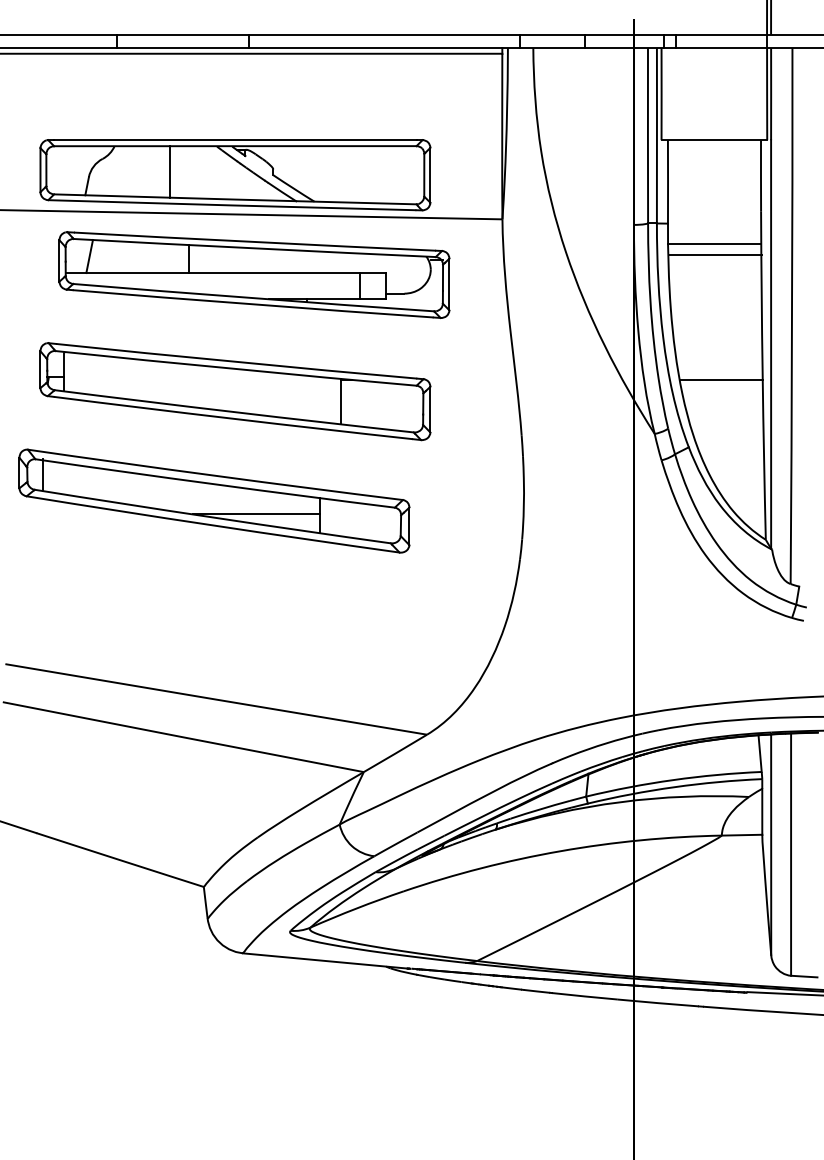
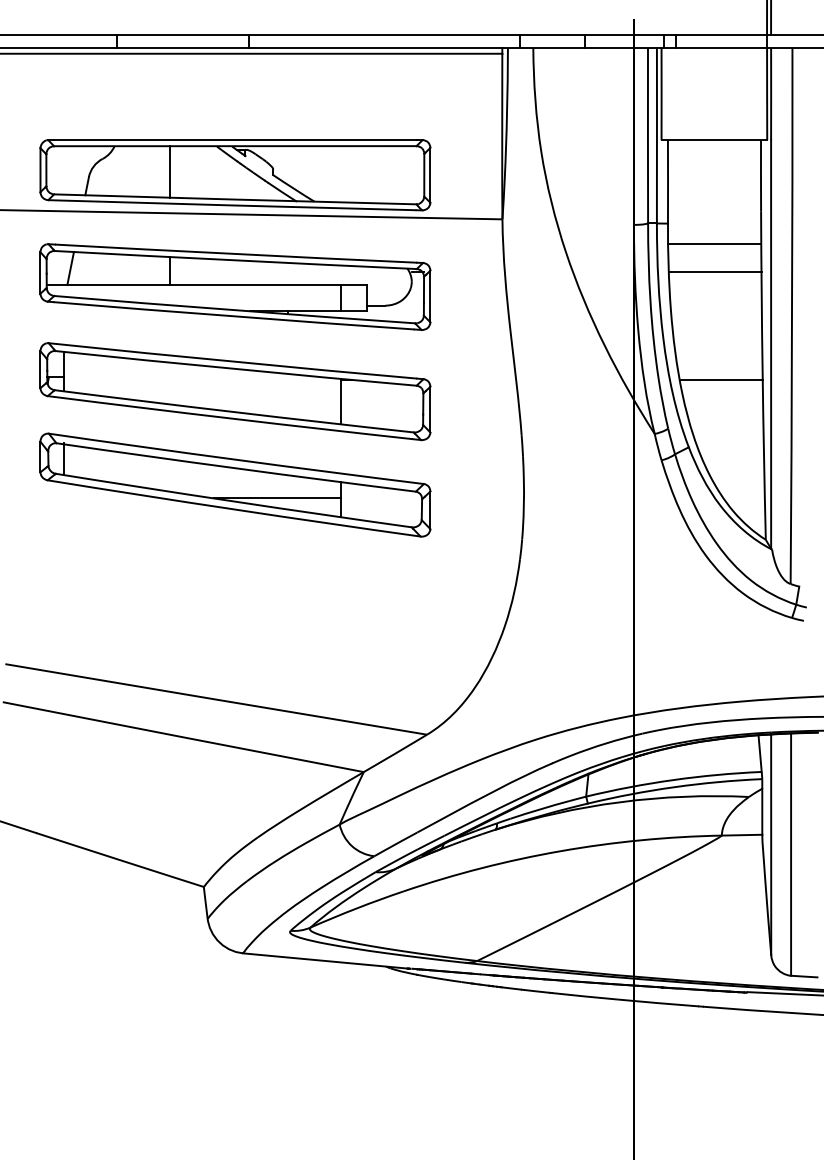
line position: (714, 255) -> (714, 272) (714, 272)
part position: (254, 274) -> (235, 286) (235, 286)
part position: (214, 500) -> (235, 484) (235, 484)
